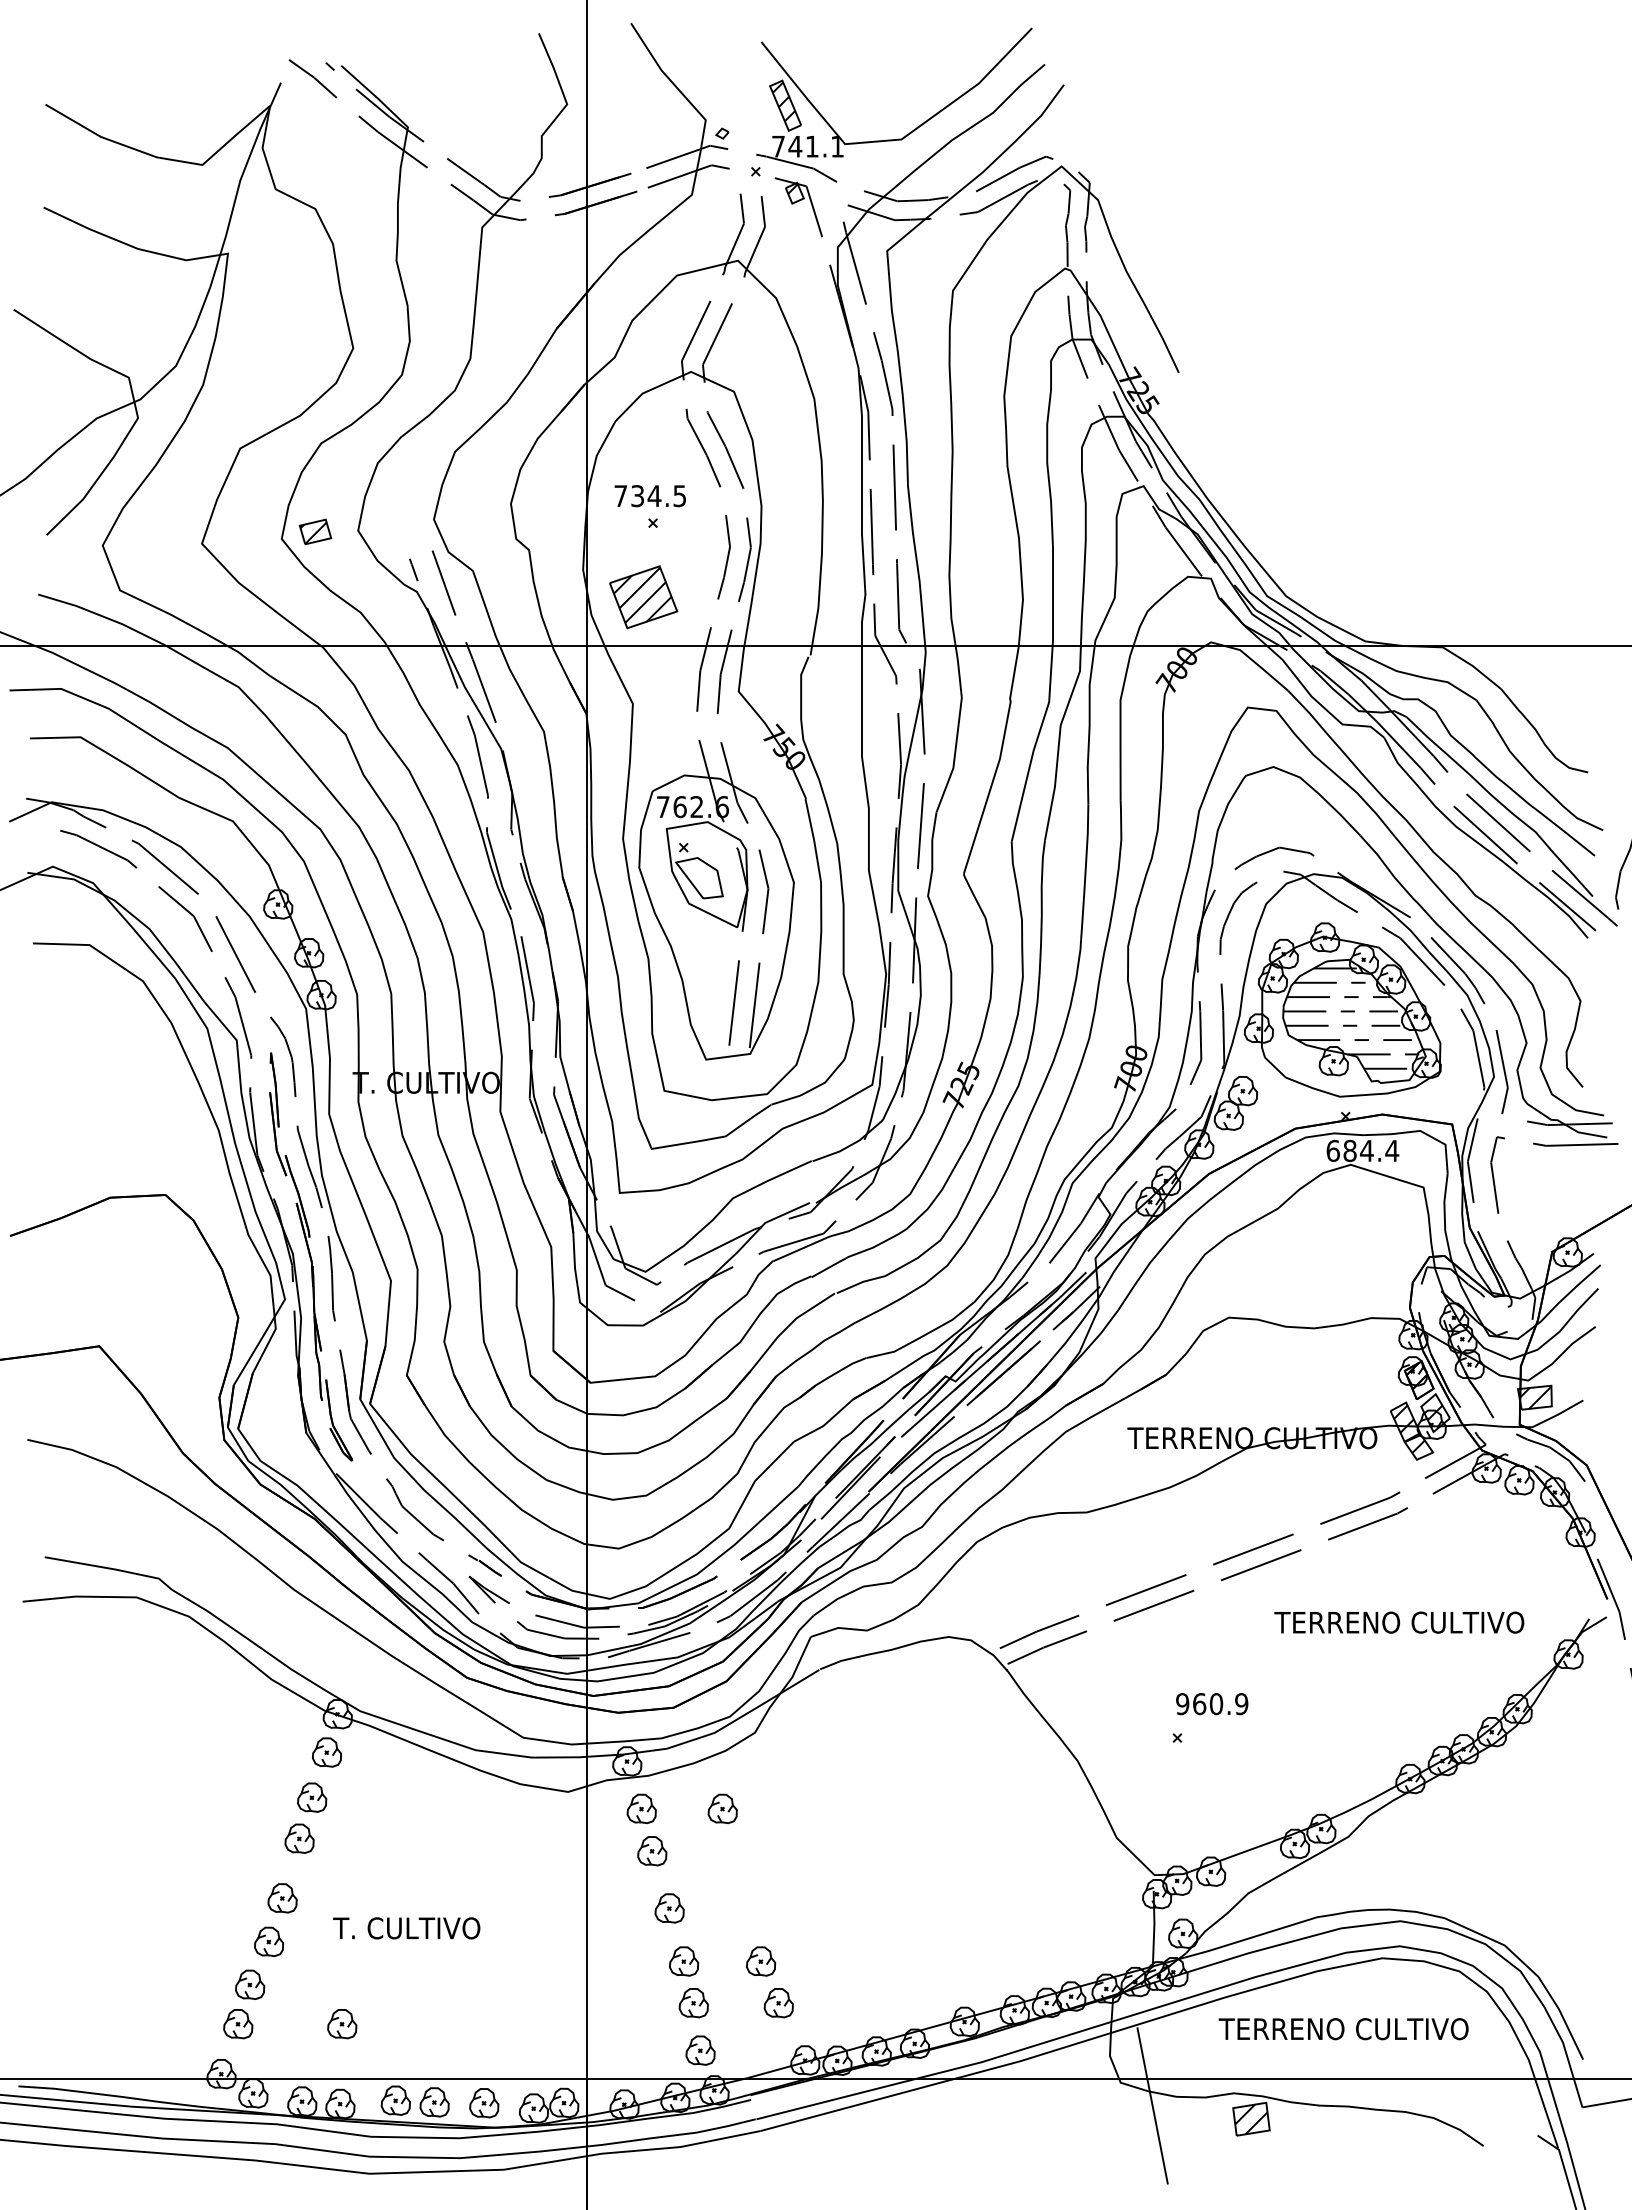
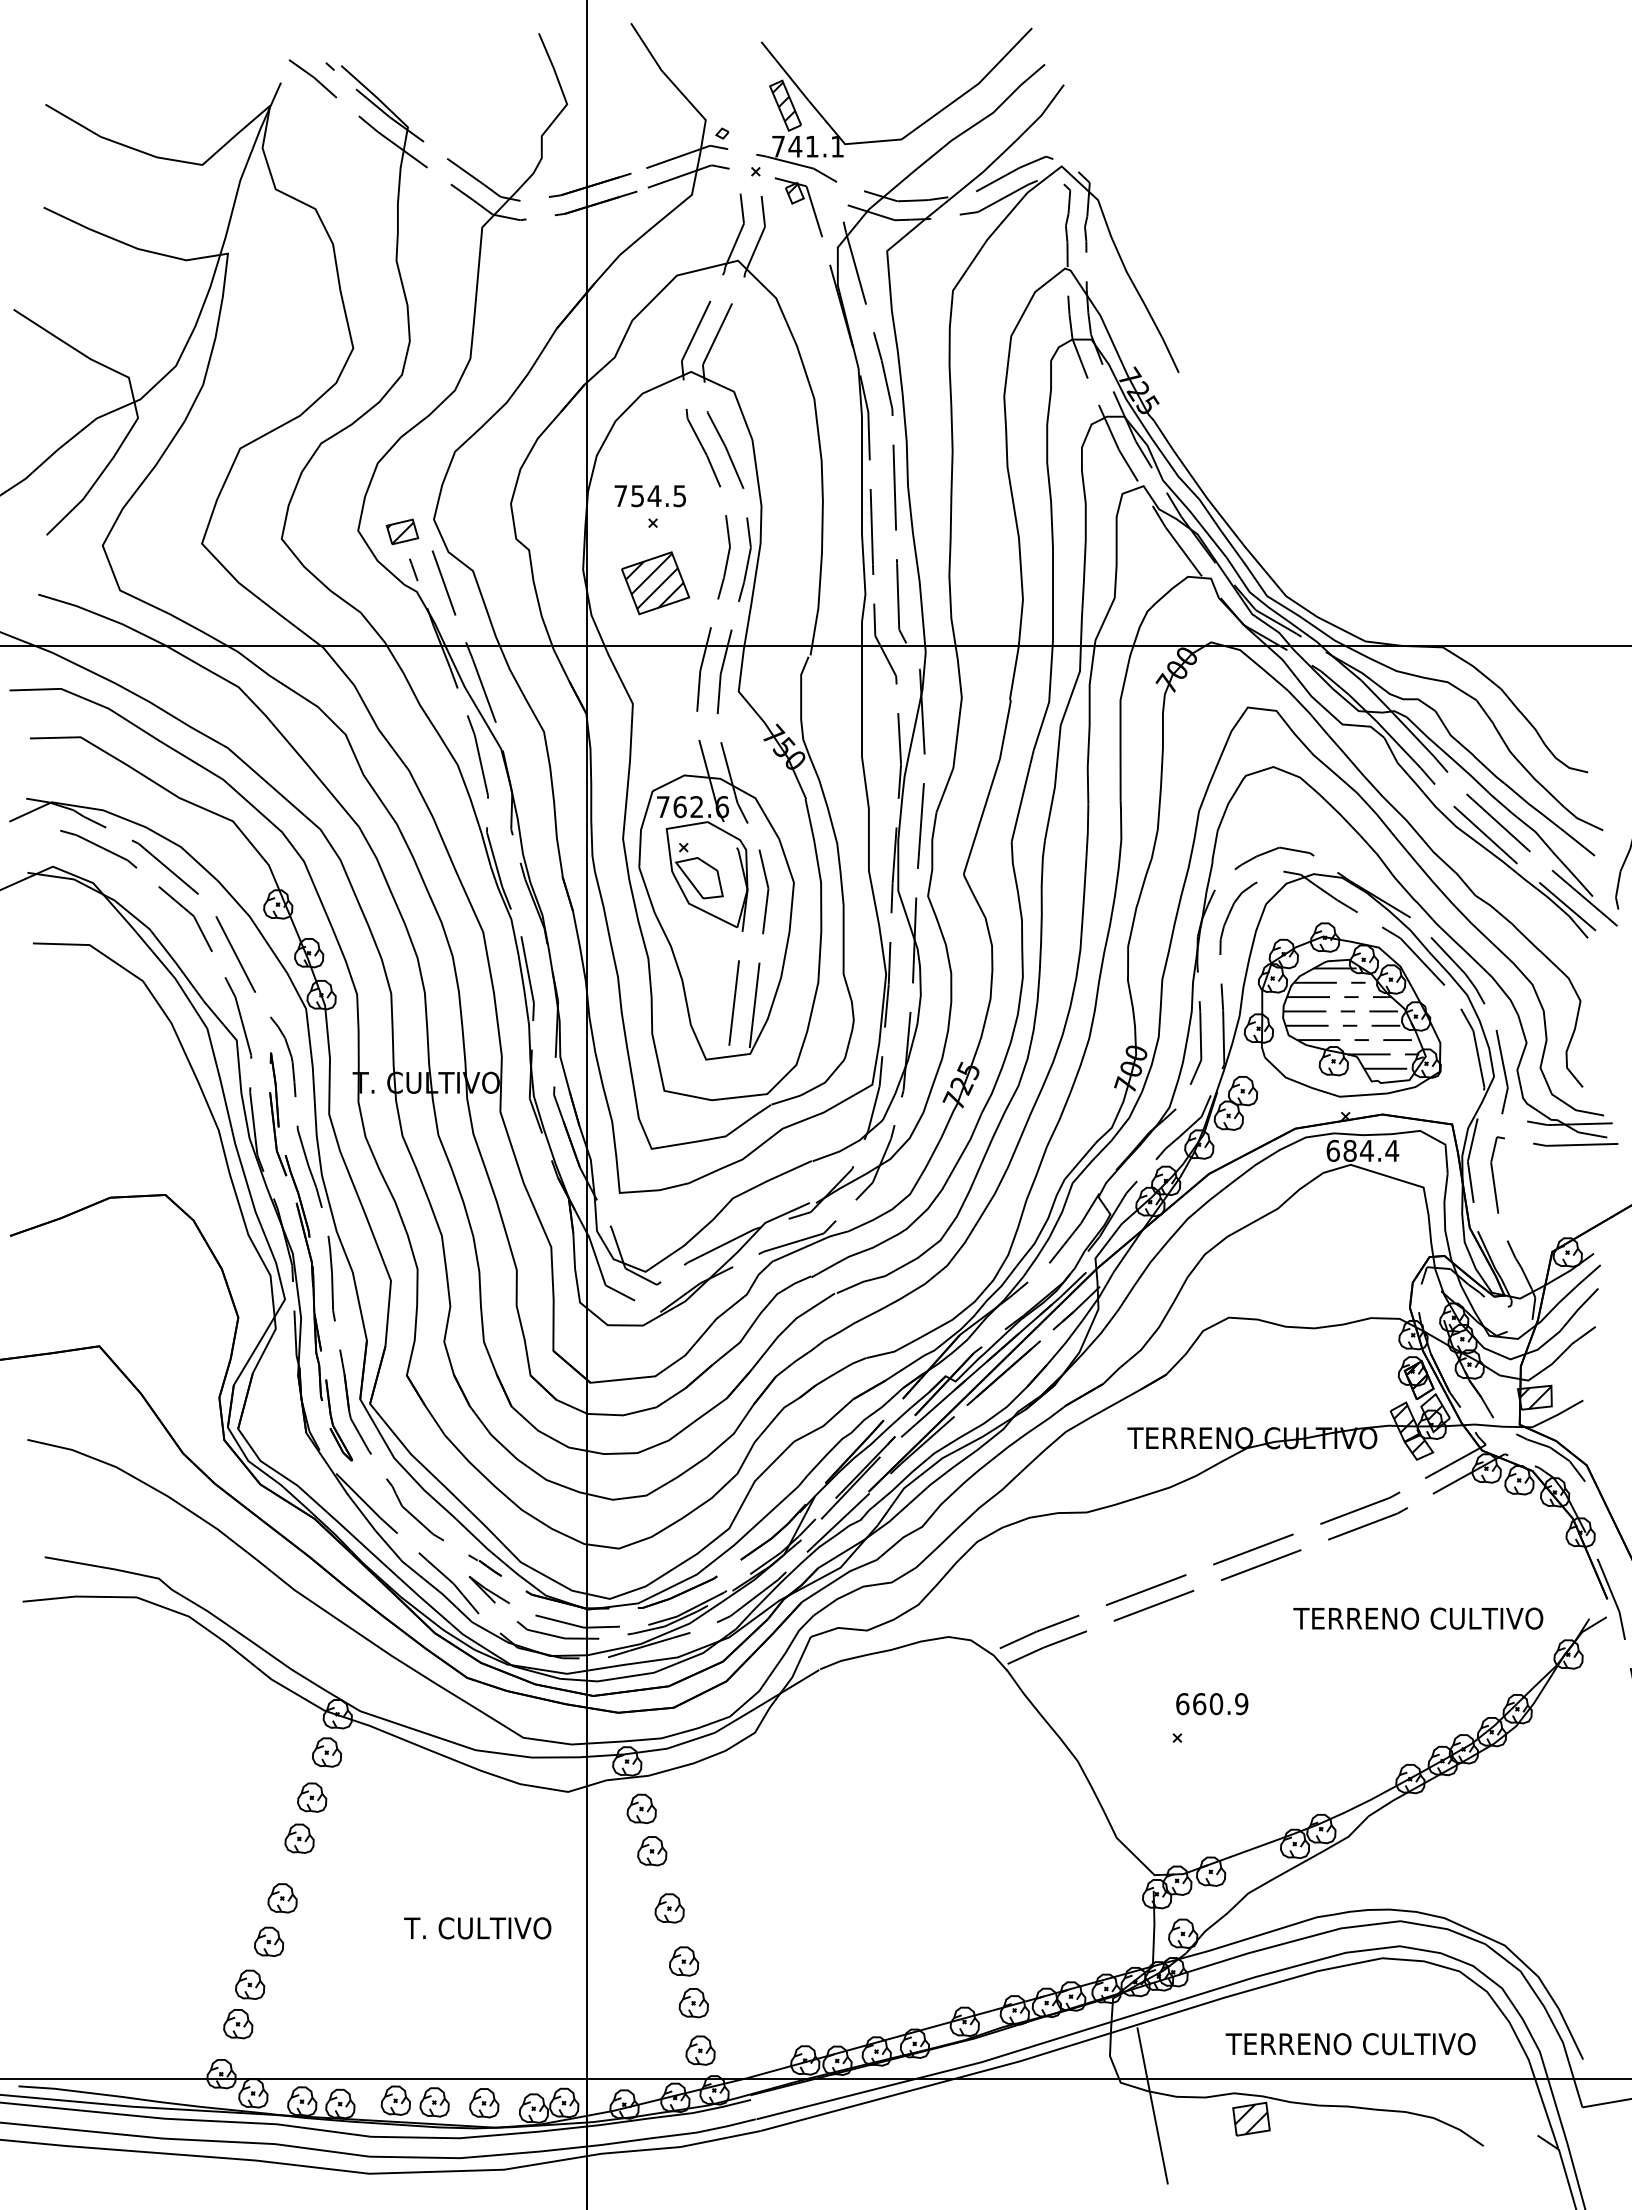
text: 734.5 -> 754.5 (638, 495)
part position: (315, 531) -> (402, 531) (402, 531)
part position: (643, 597) -> (655, 583) (655, 583)
text position: (1399, 1622) -> (1418, 1618) (1418, 1618)
text: 960.9 -> 660.9 (1182, 1704)
part: present -> none (722, 1808)
text position: (406, 1928) -> (477, 1928) (477, 1928)
part: present -> none (761, 1961)
part: present -> none (778, 2003)
part: present -> none (342, 2024)
text position: (1343, 2029) -> (1350, 2044) (1350, 2044)
